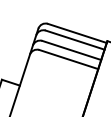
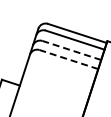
line: solid -> dashed (71, 50)
line: solid -> dashed (68, 59)
